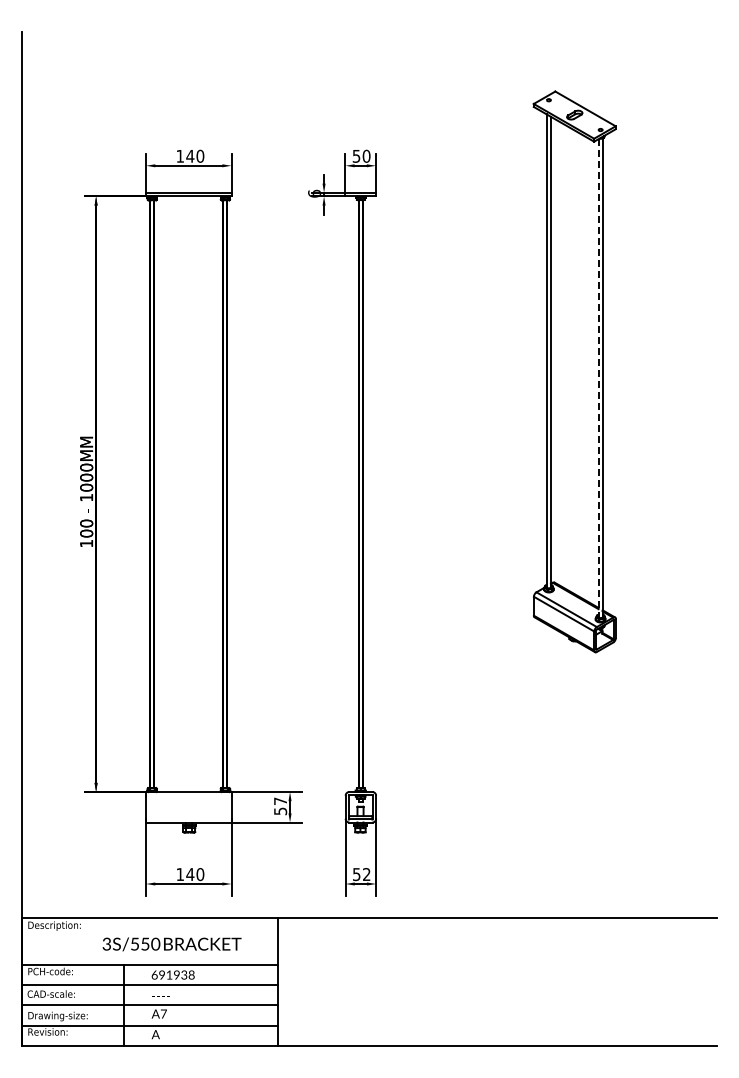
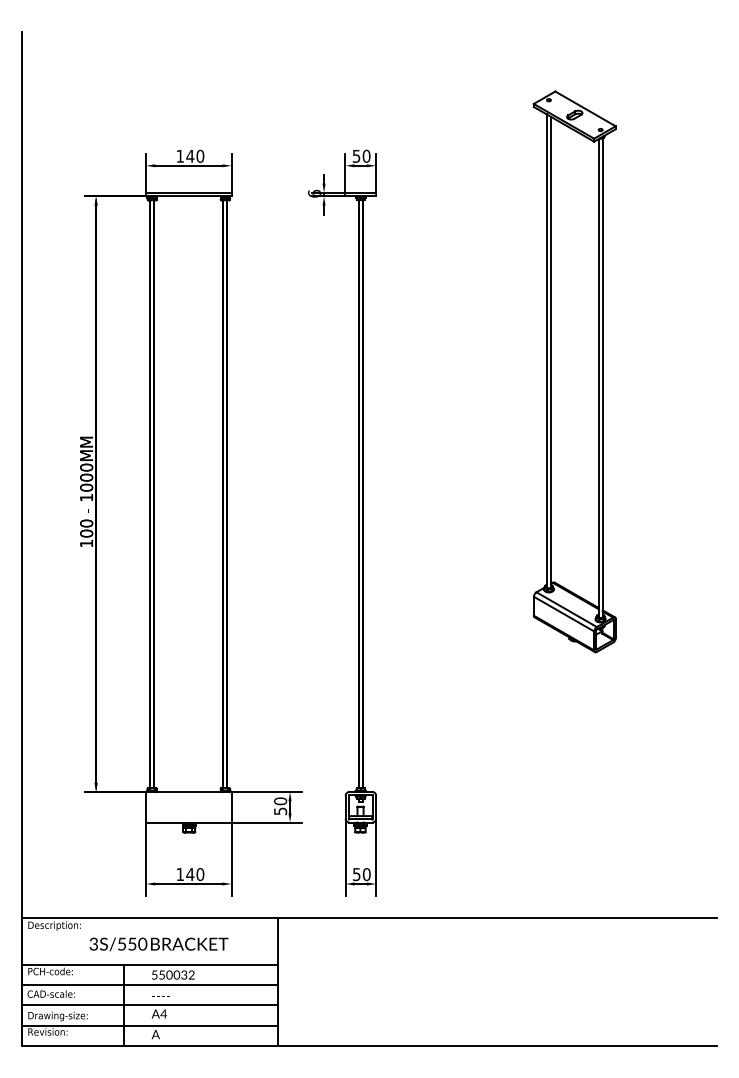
line: dashed -> solid (598, 378)
text: 57 -> 50 (280, 801)
text: 52 -> 50 (366, 874)
text position: (171, 944) -> (158, 944) (158, 944)
text: 691938 -> 550032 (172, 974)
text: A7 -> A4 (163, 1013)
